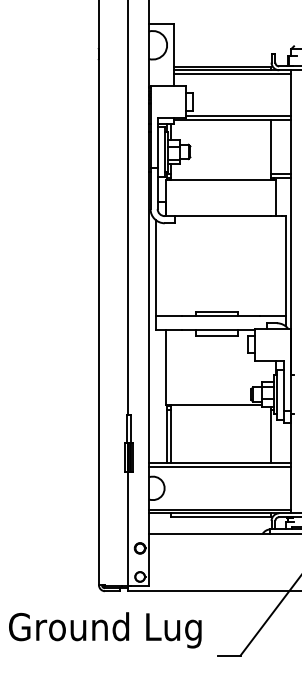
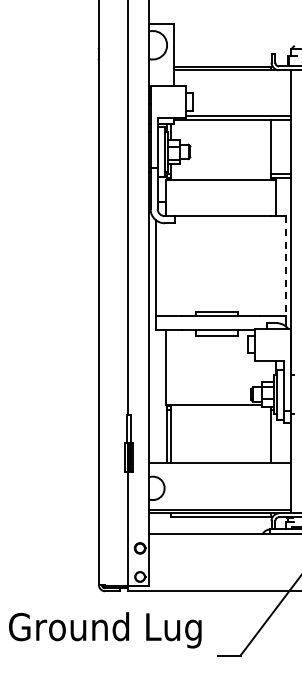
line: present -> none (232, 74)
line: solid -> dashed (285, 266)
line: present -> none (219, 467)
